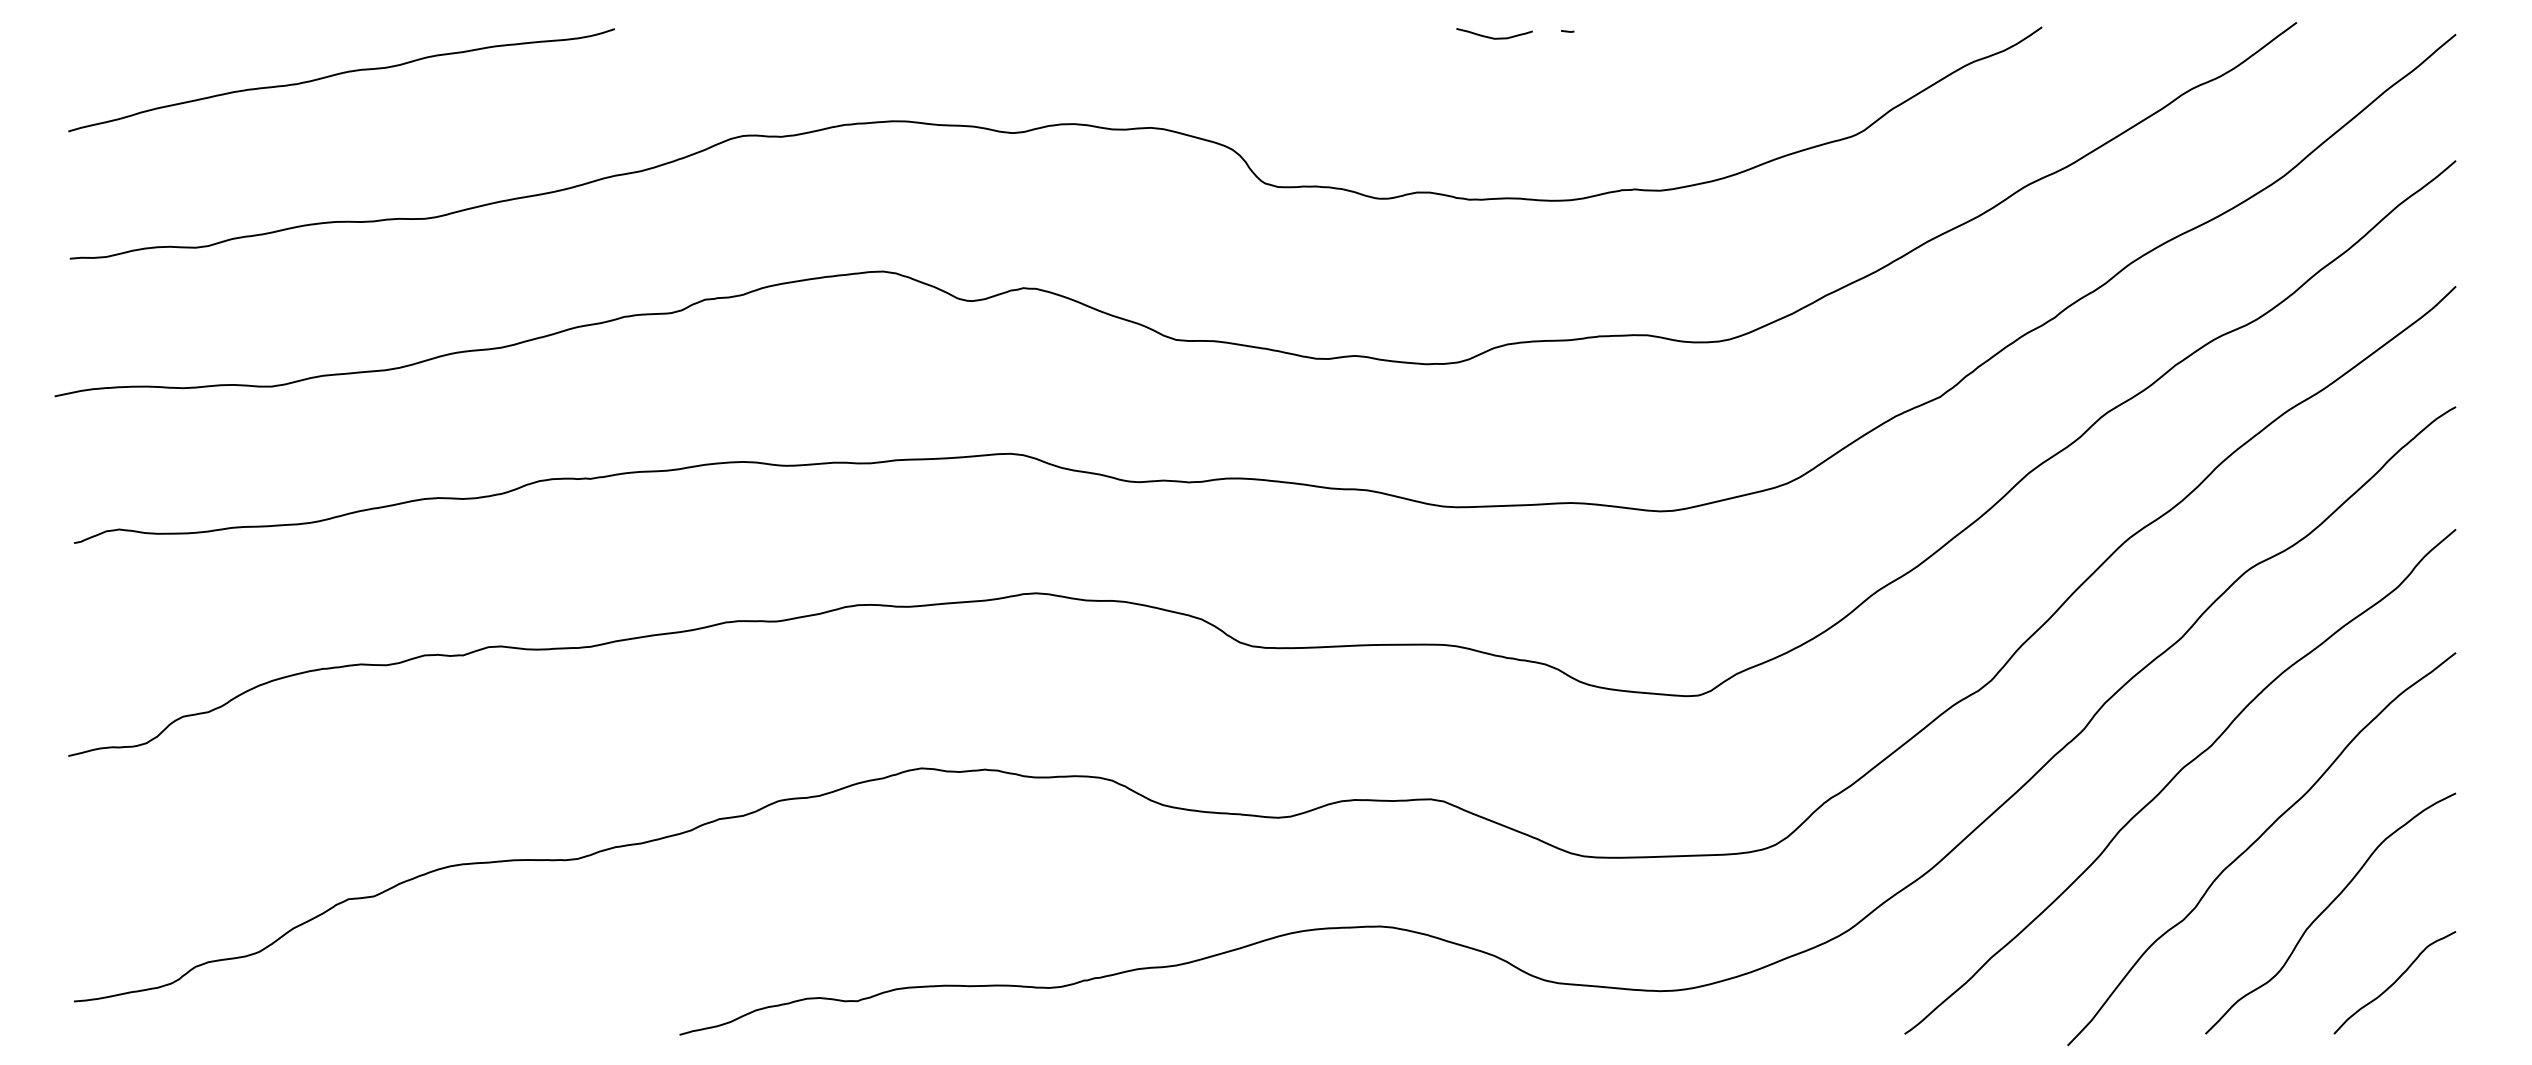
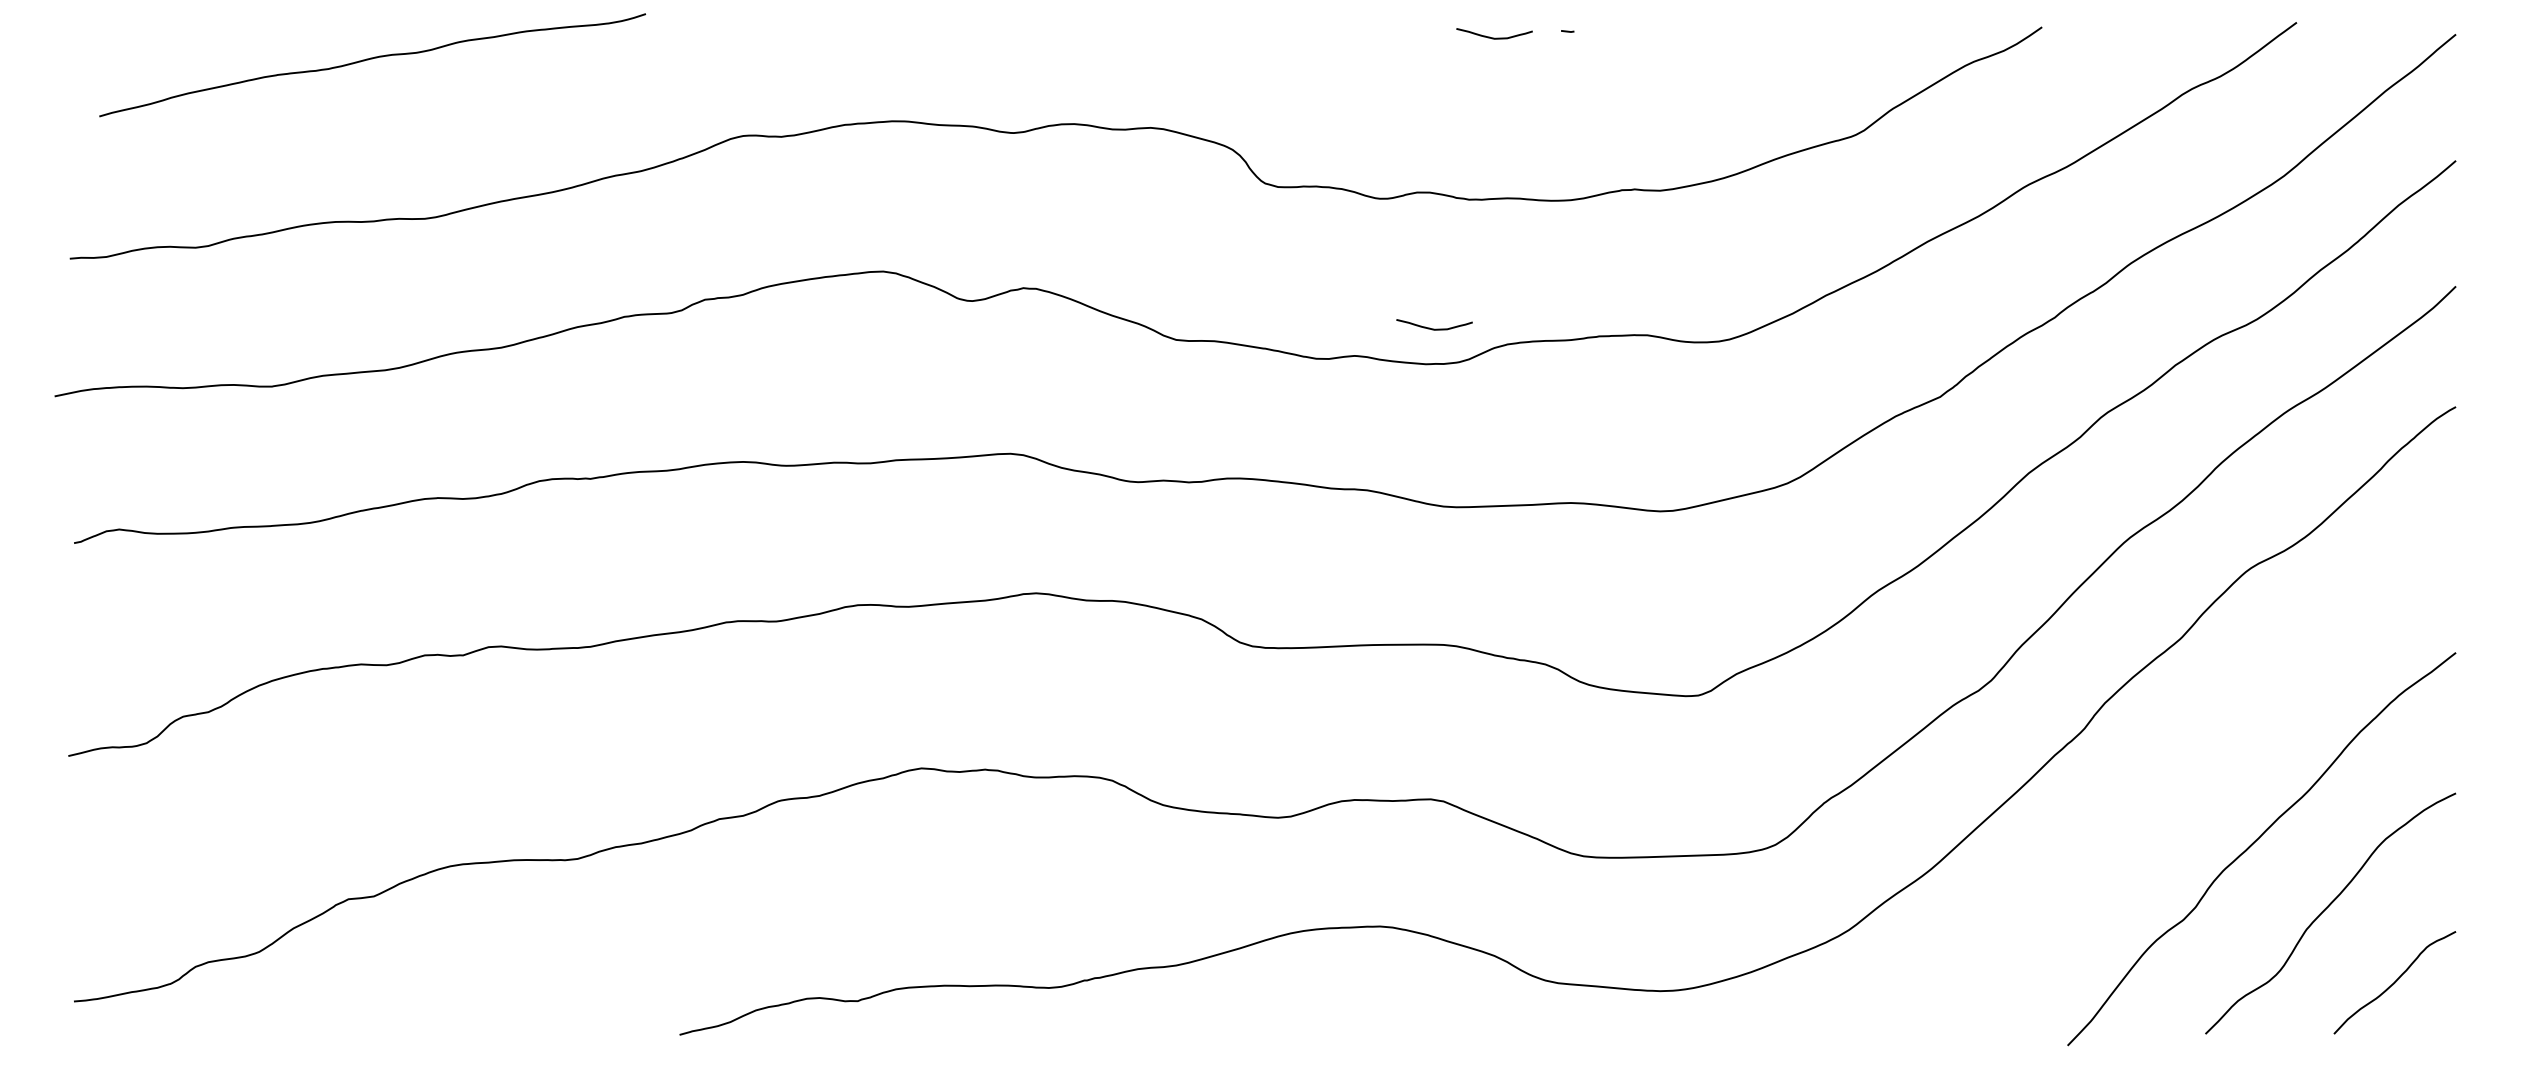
curve position: (341, 74) -> (372, 59) (372, 59)
curve: none -> present (1434, 328)
curve: present -> none (2176, 776)
